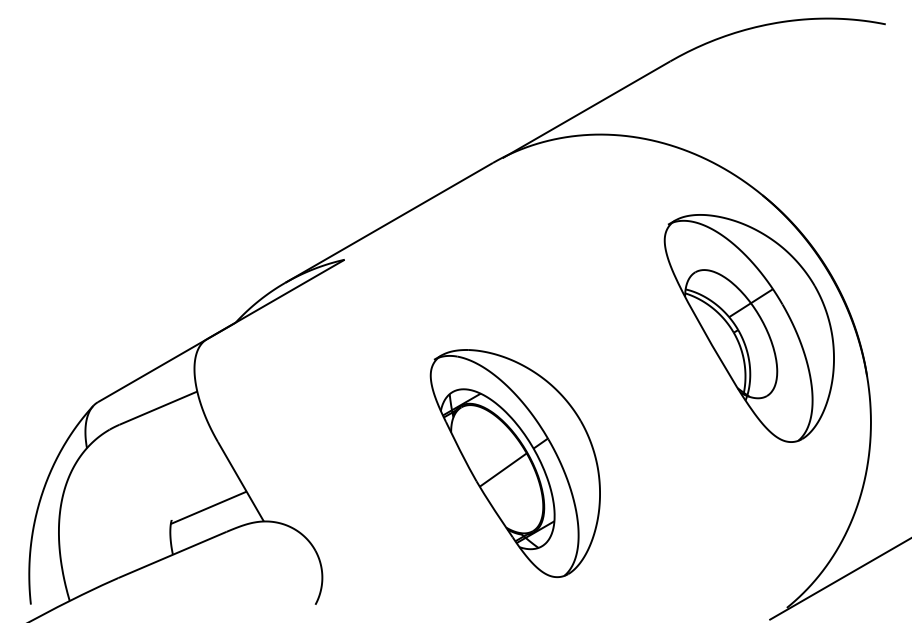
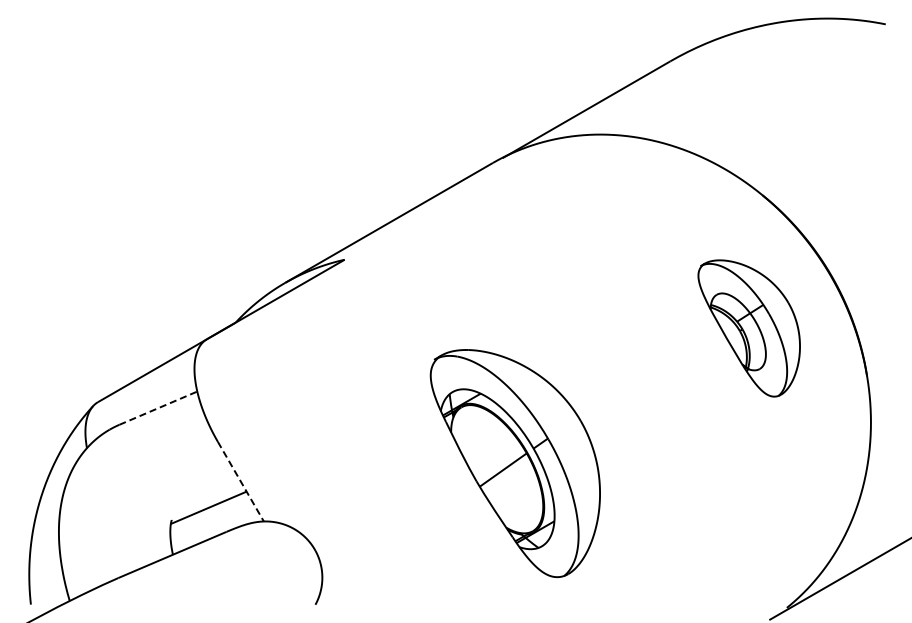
part size: 172x229 px -> 104x139 px (748, 328)
line: solid -> dashed (158, 408)
line: solid -> dashed (240, 481)
